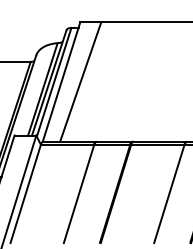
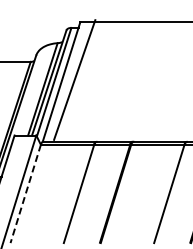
line position: (80, 81) -> (74, 79) (74, 79)
line: solid -> dashed (25, 193)
